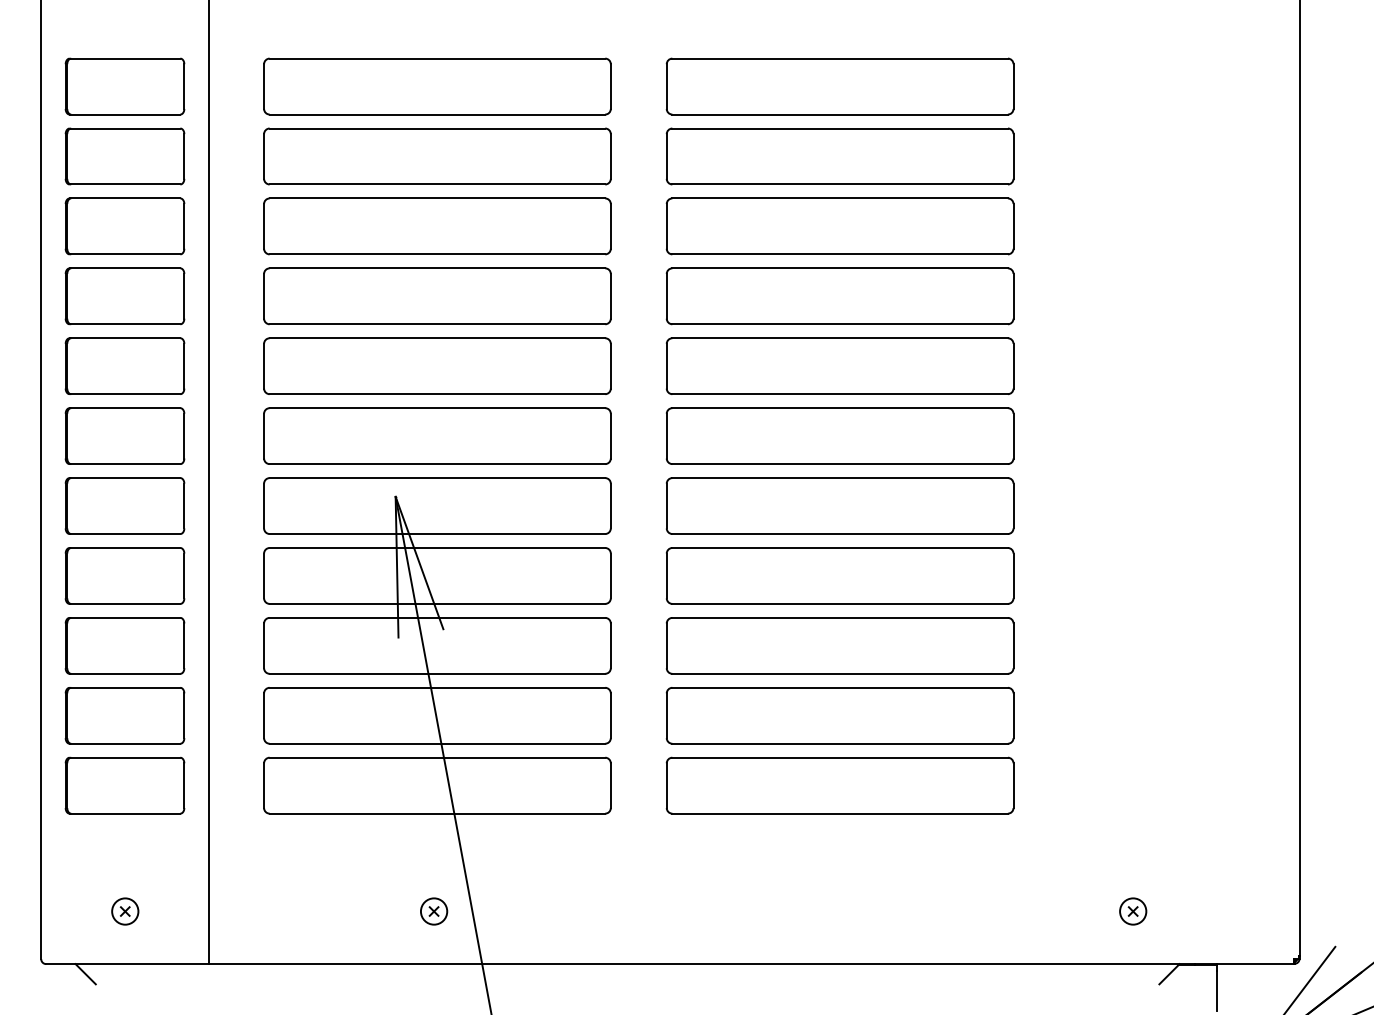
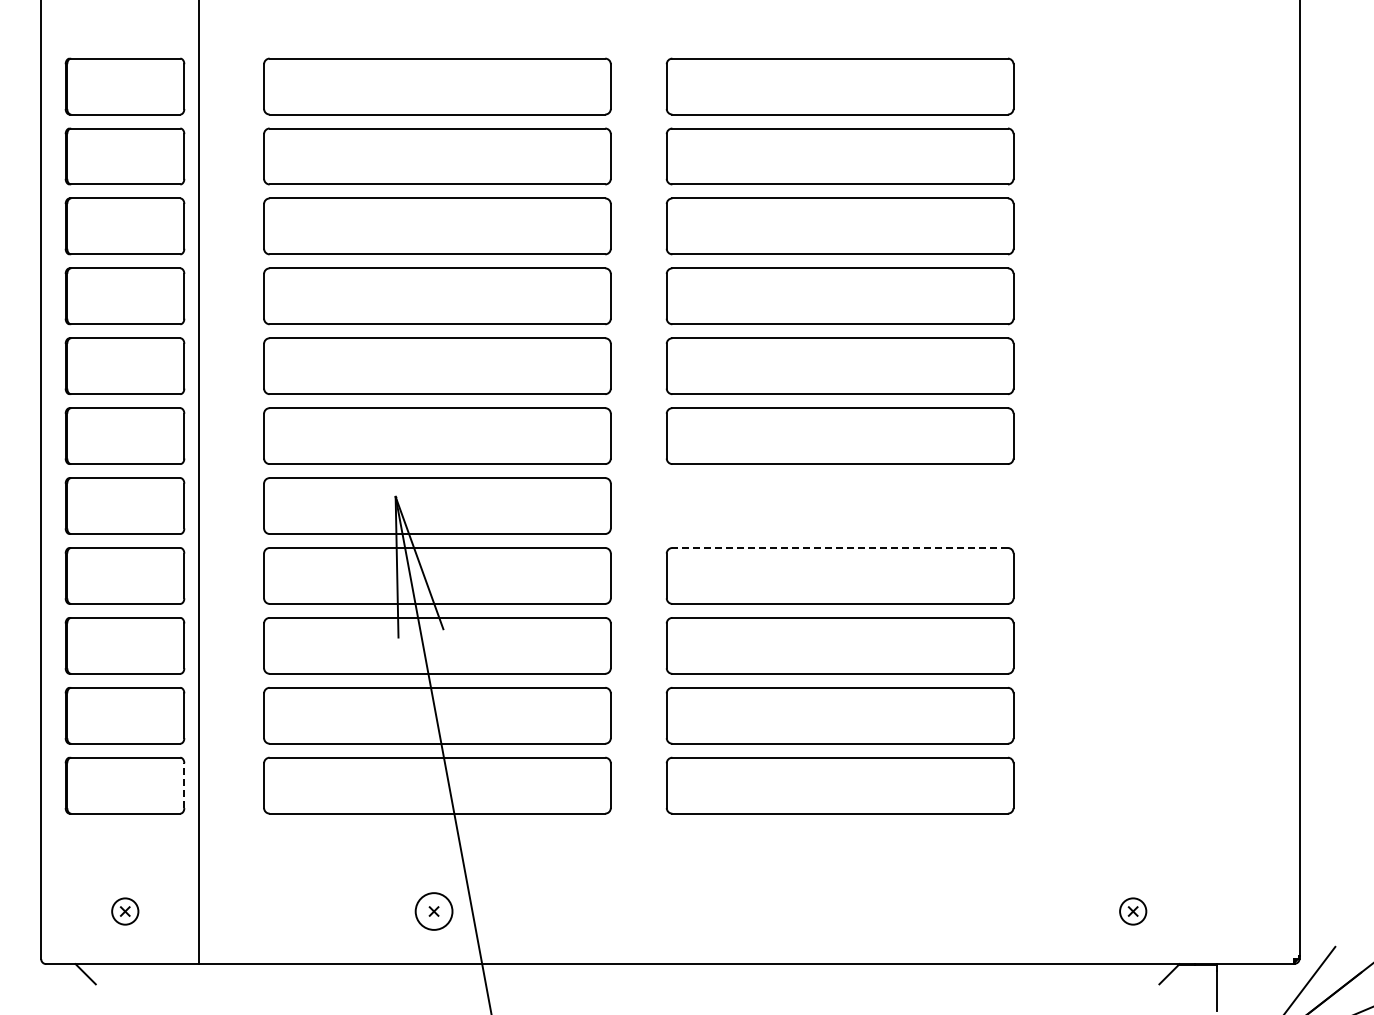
line position: (209, 483) -> (199, 483) (199, 483)
part: present -> none (840, 505)
line: solid -> dashed (840, 548)
line: solid -> dashed (184, 785)
circle diameter: 26 px -> 37 px (433, 911)
